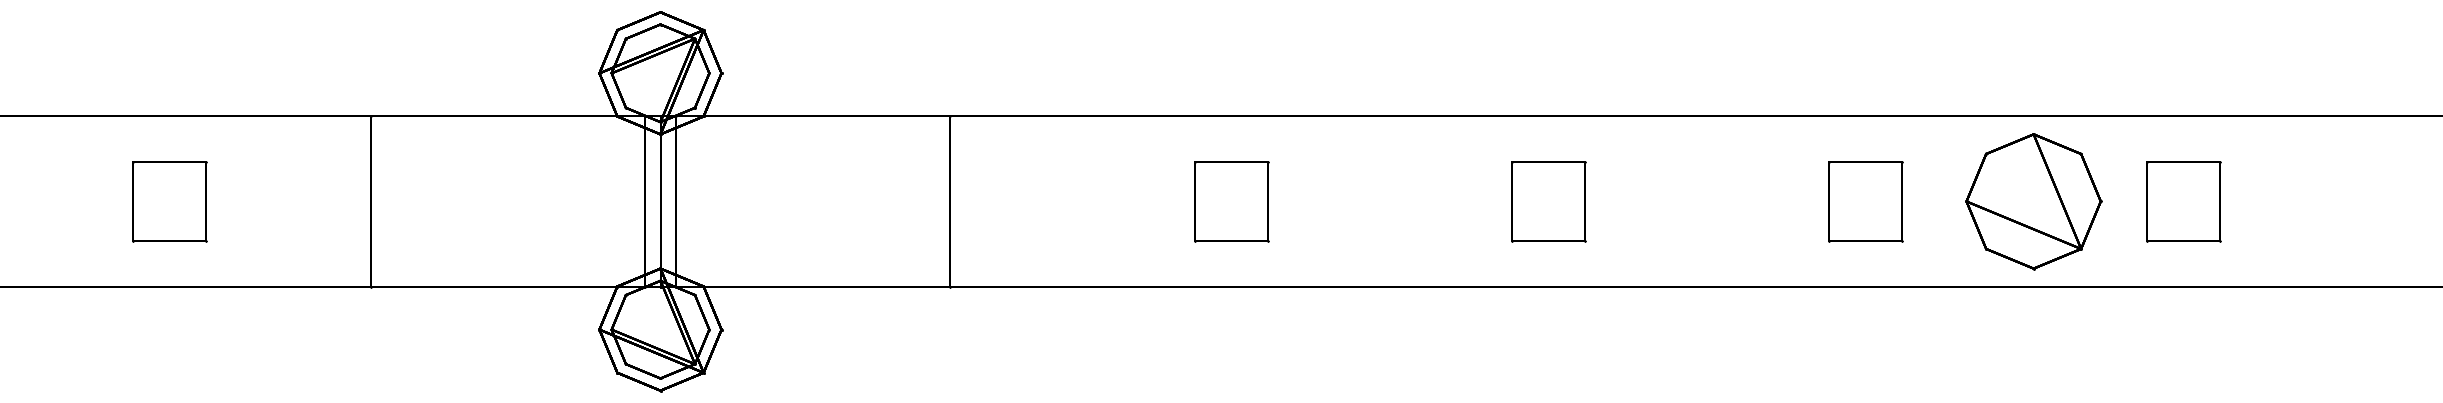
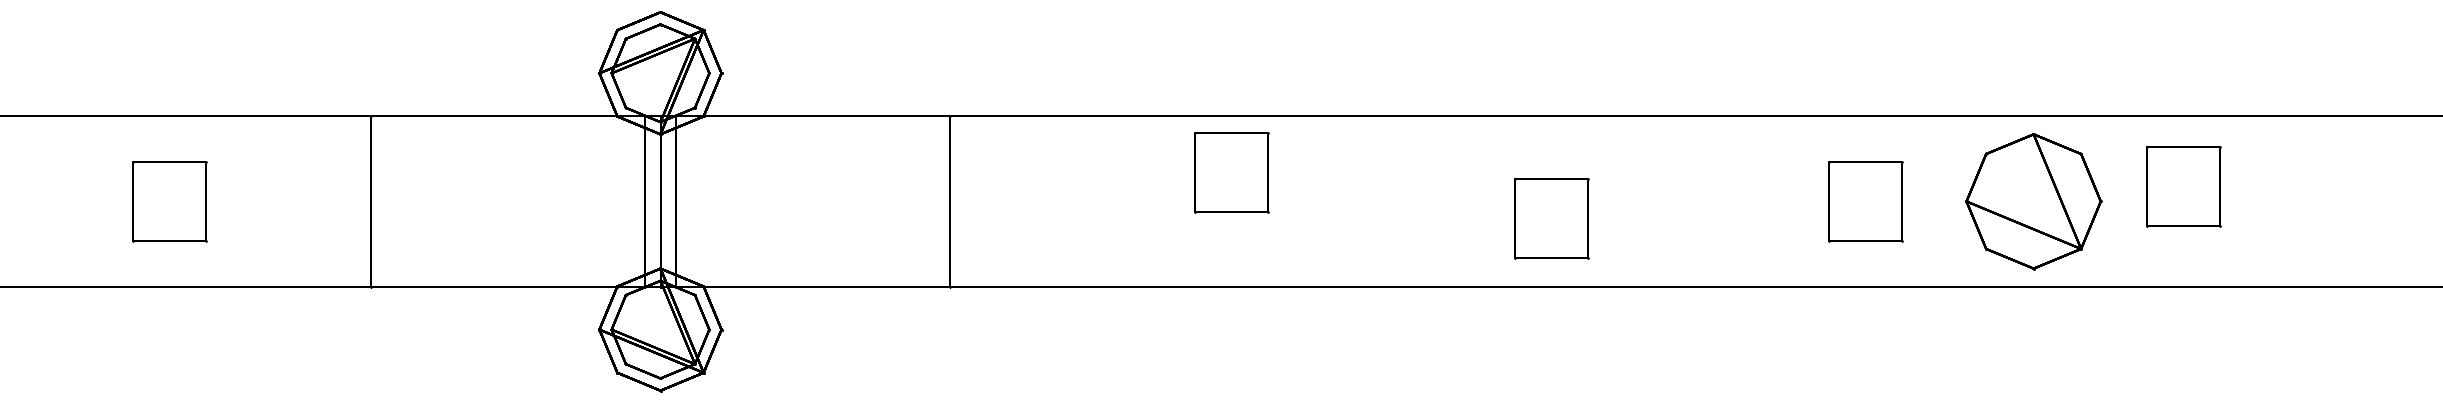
part position: (1231, 201) -> (1231, 172) (1231, 172)
part position: (1548, 201) -> (1551, 218) (1551, 218)
part position: (2183, 201) -> (2183, 186) (2183, 186)
